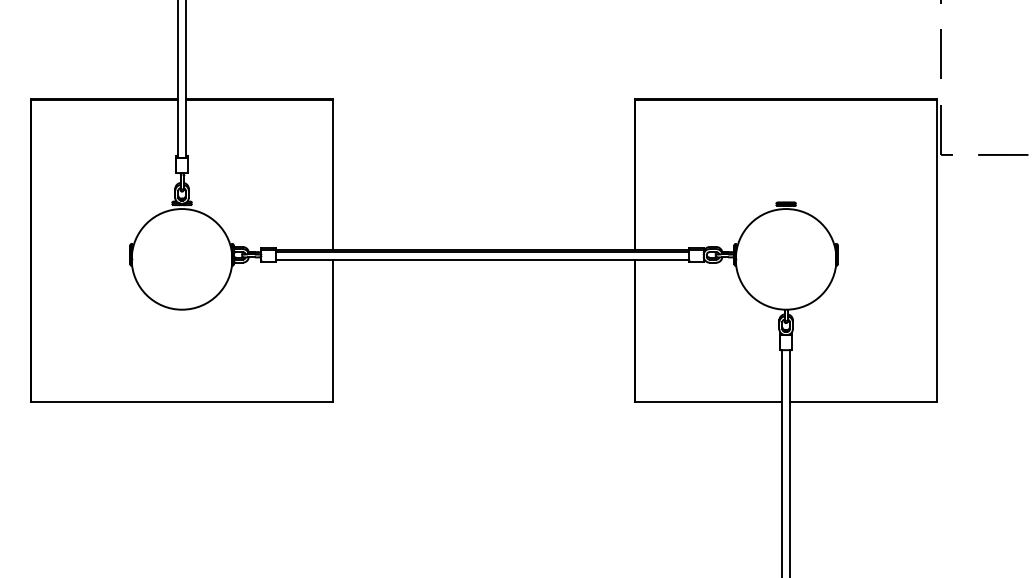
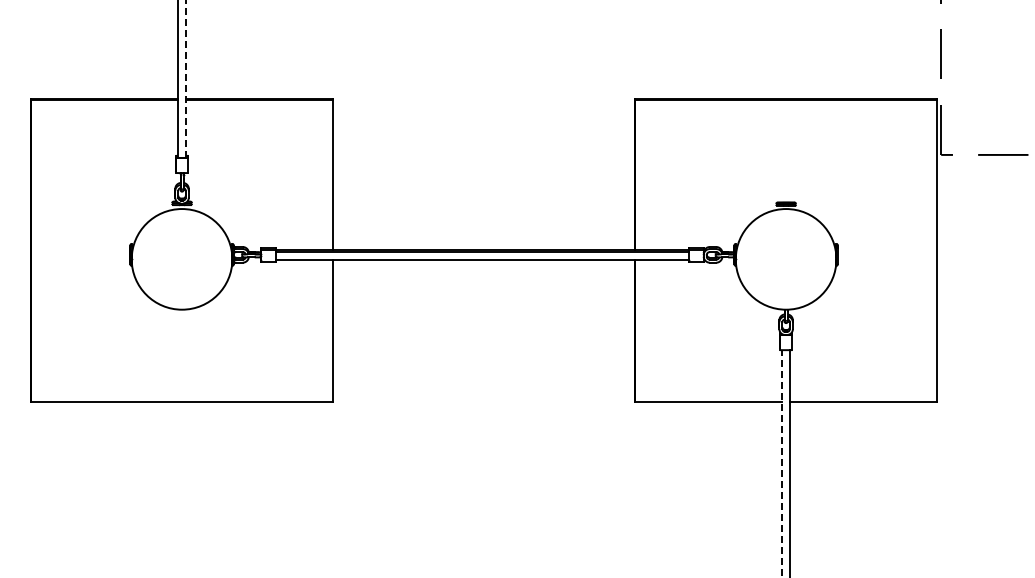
line: solid -> dashed (186, 78)
line: solid -> dashed (782, 463)
